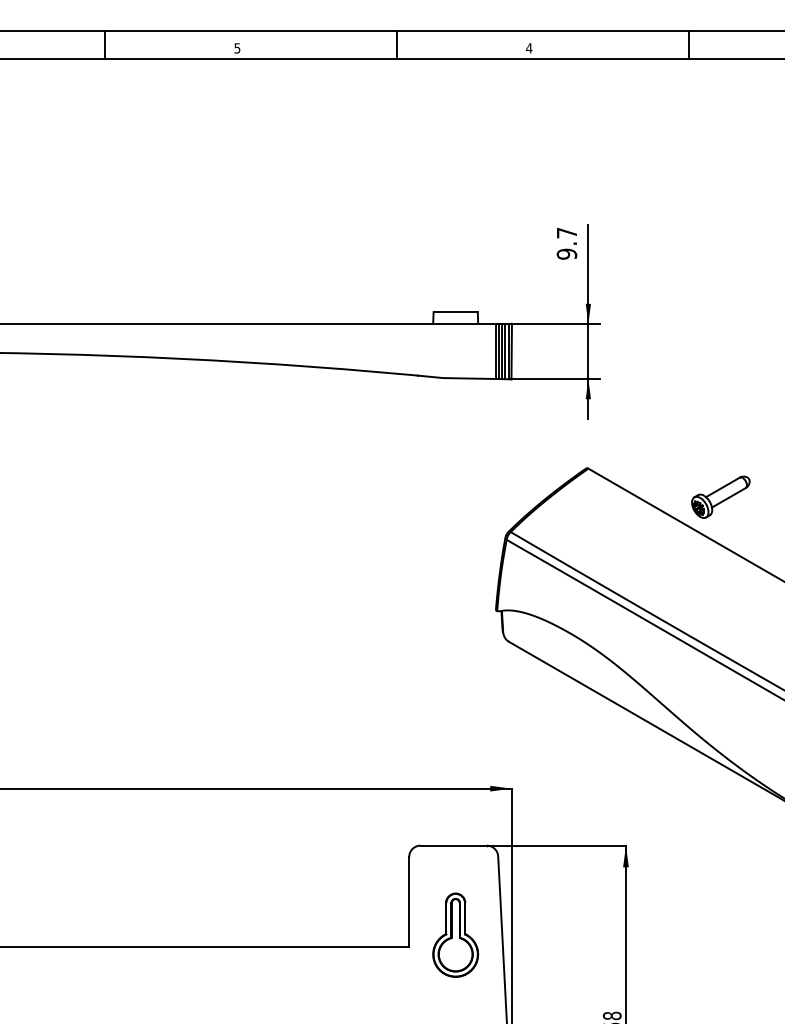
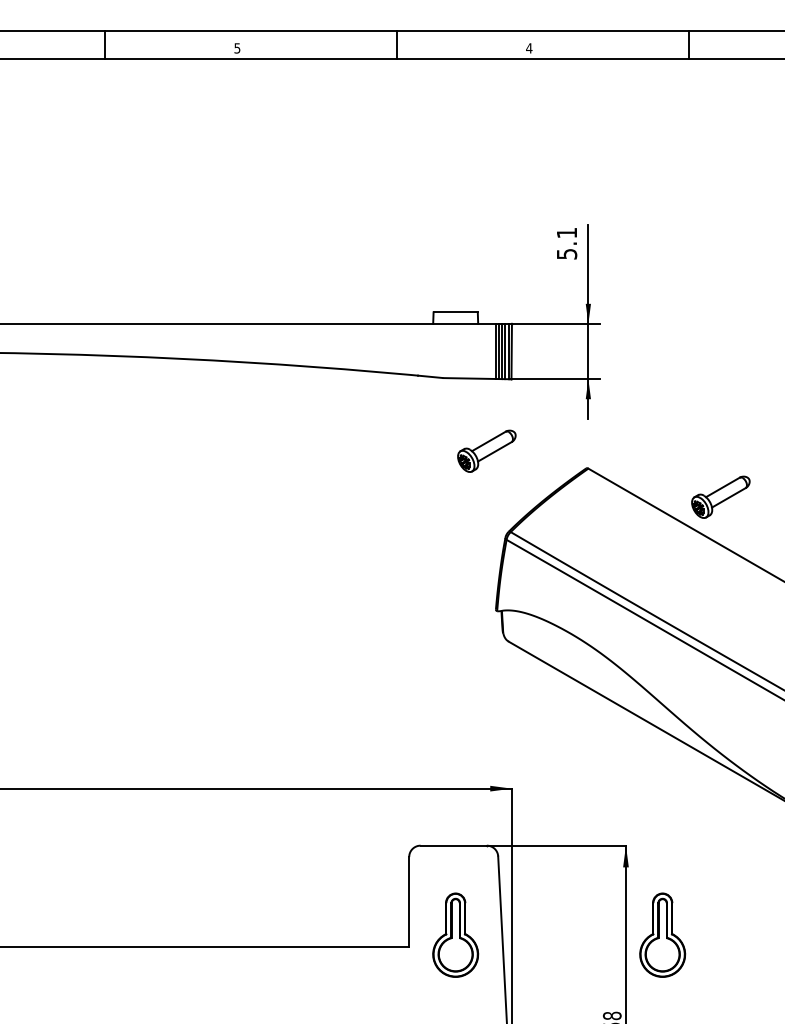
text: 9.7 -> 5.1 (566, 243)
part: none -> present (486, 450)
part: none -> present (662, 934)
